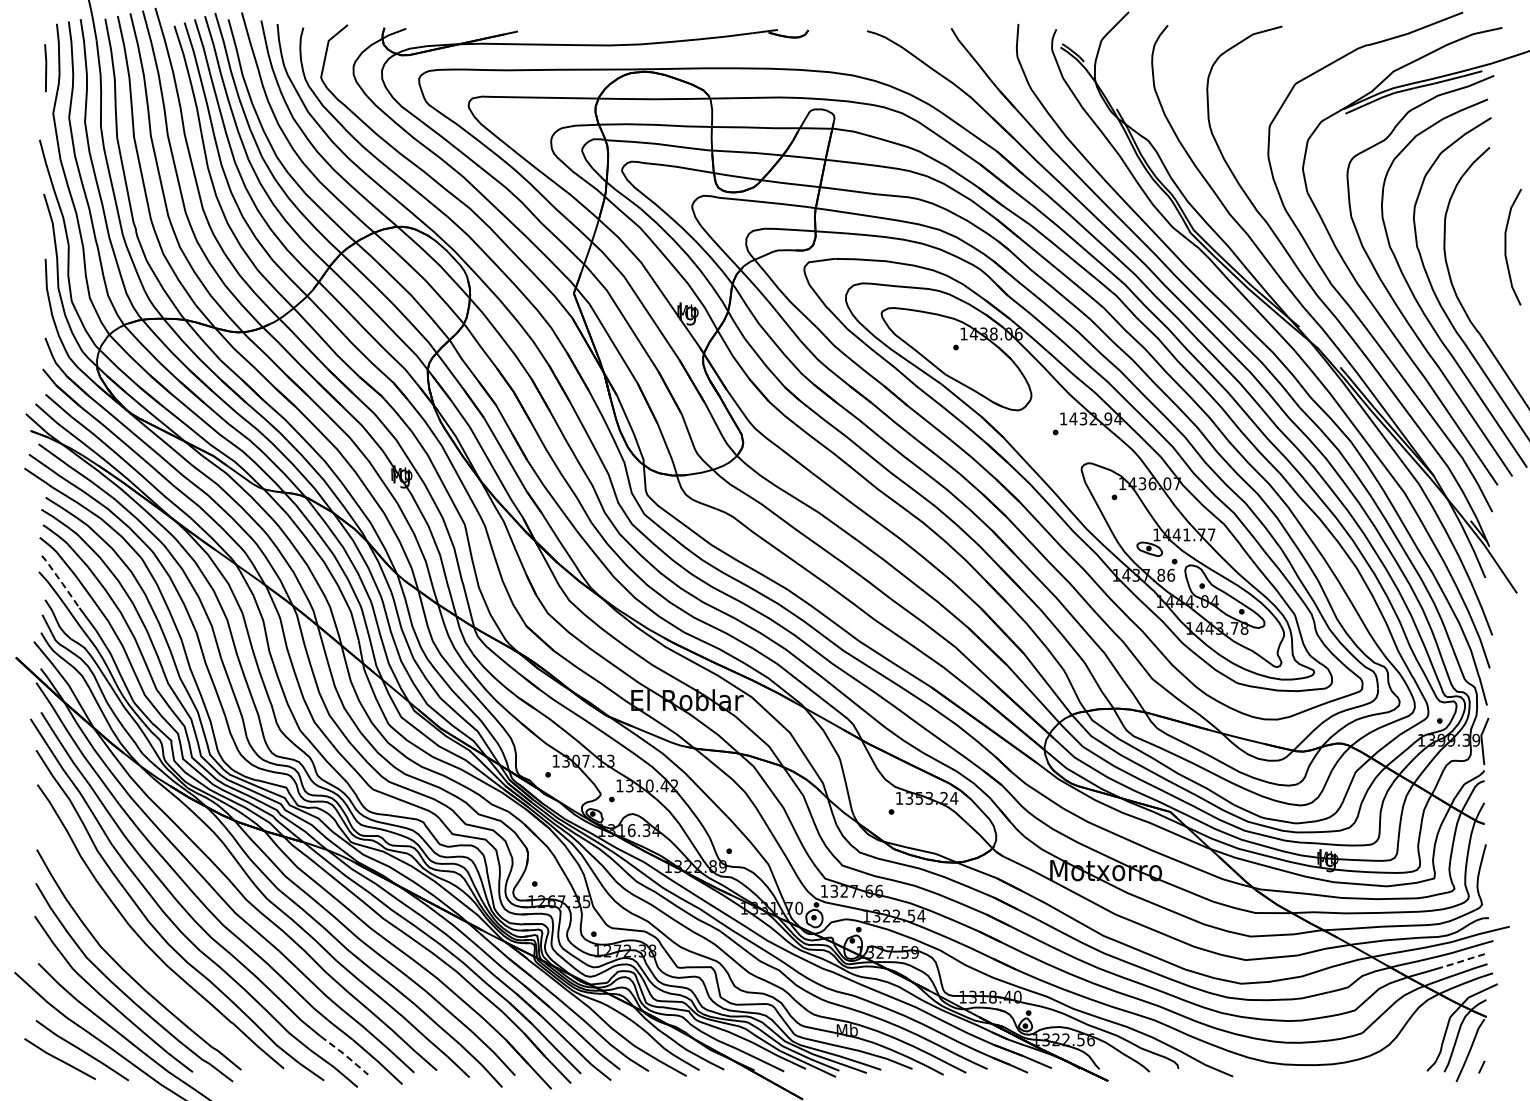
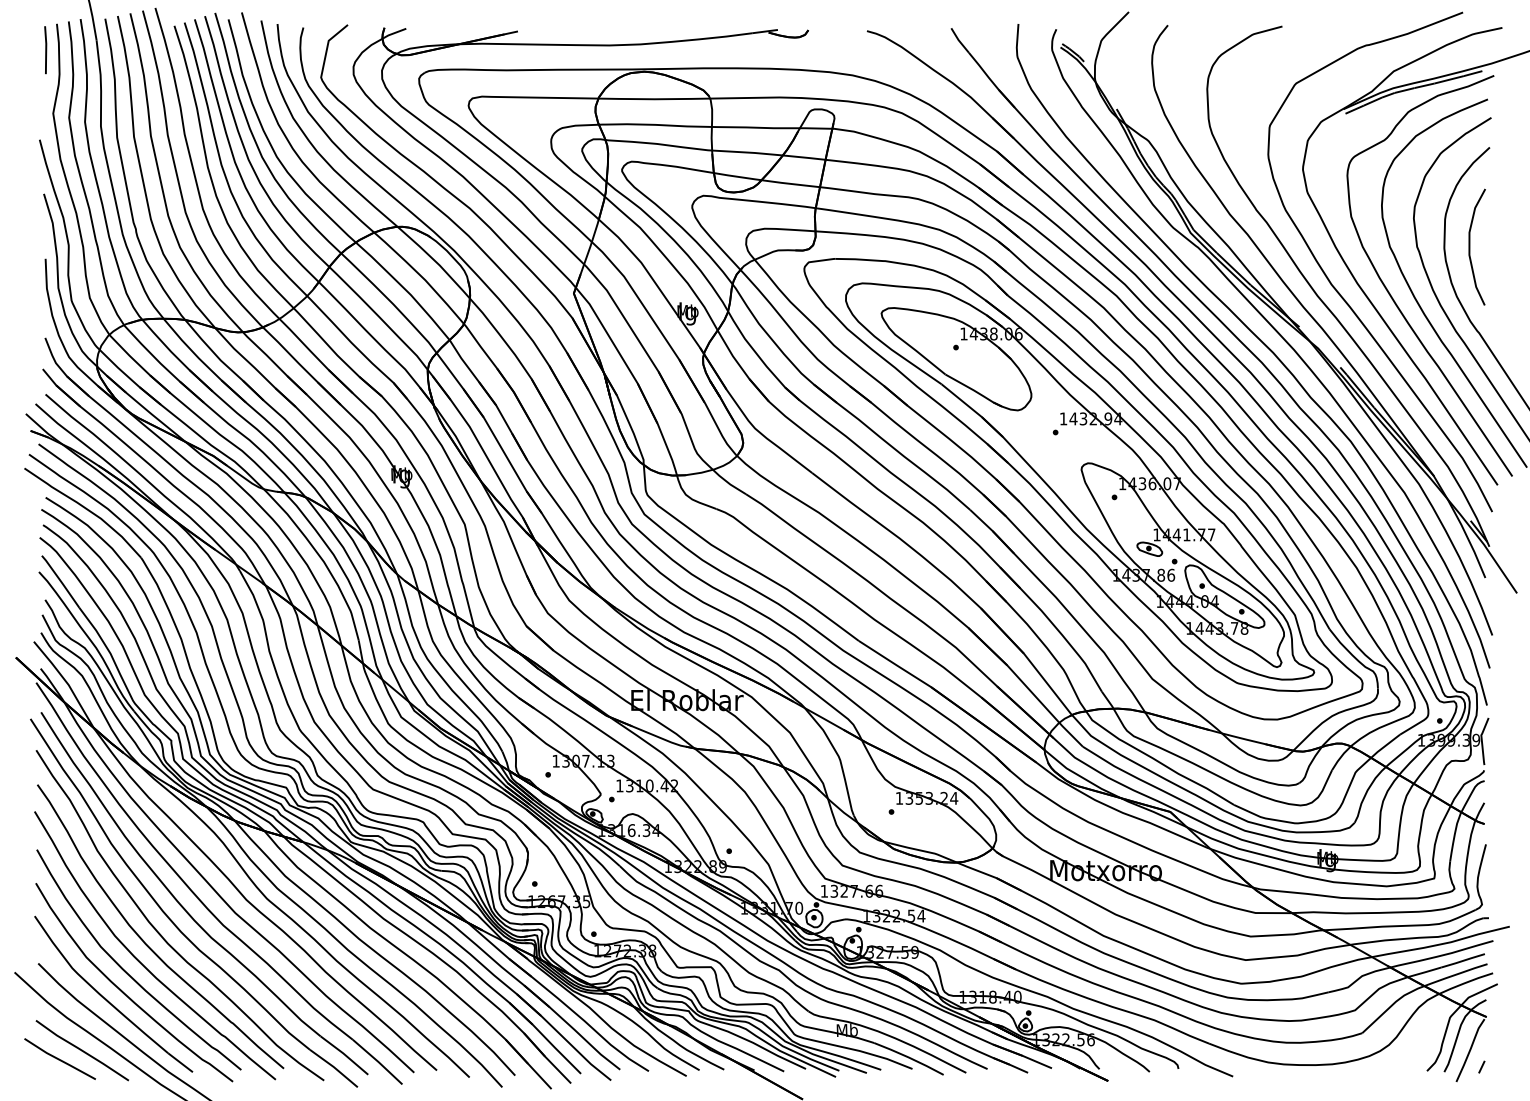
line position: (45, 68) -> (45, 50) (45, 50)
curve position: (1506, 246) -> (1470, 246) (1470, 246)
line: dashed -> solid (61, 581)
curve: none -> present (139, 960)
line: dashed -> solid (1462, 961)
line: dashed -> solid (344, 1054)
